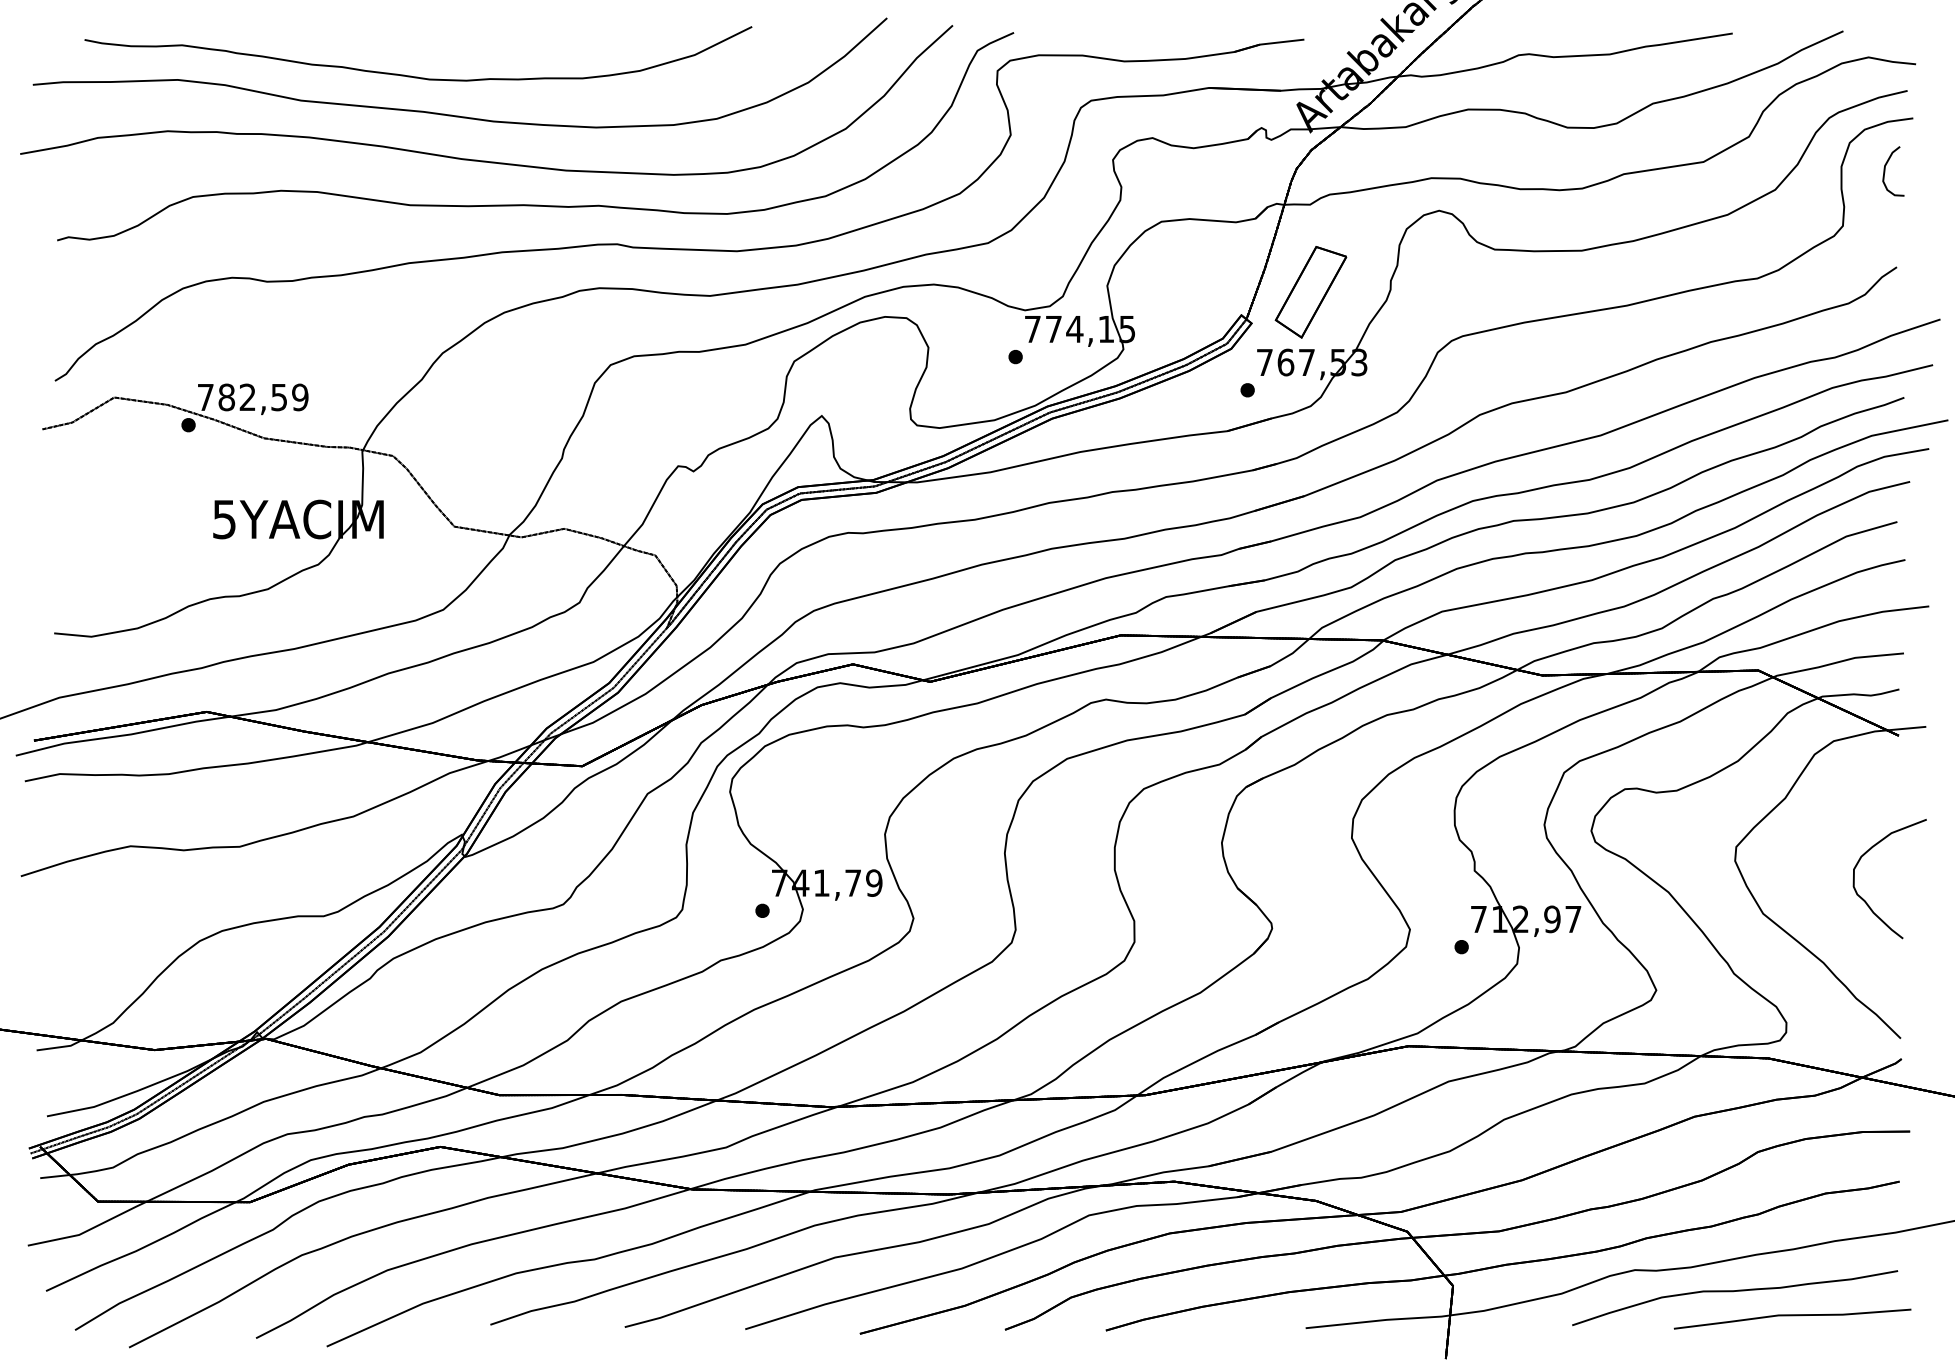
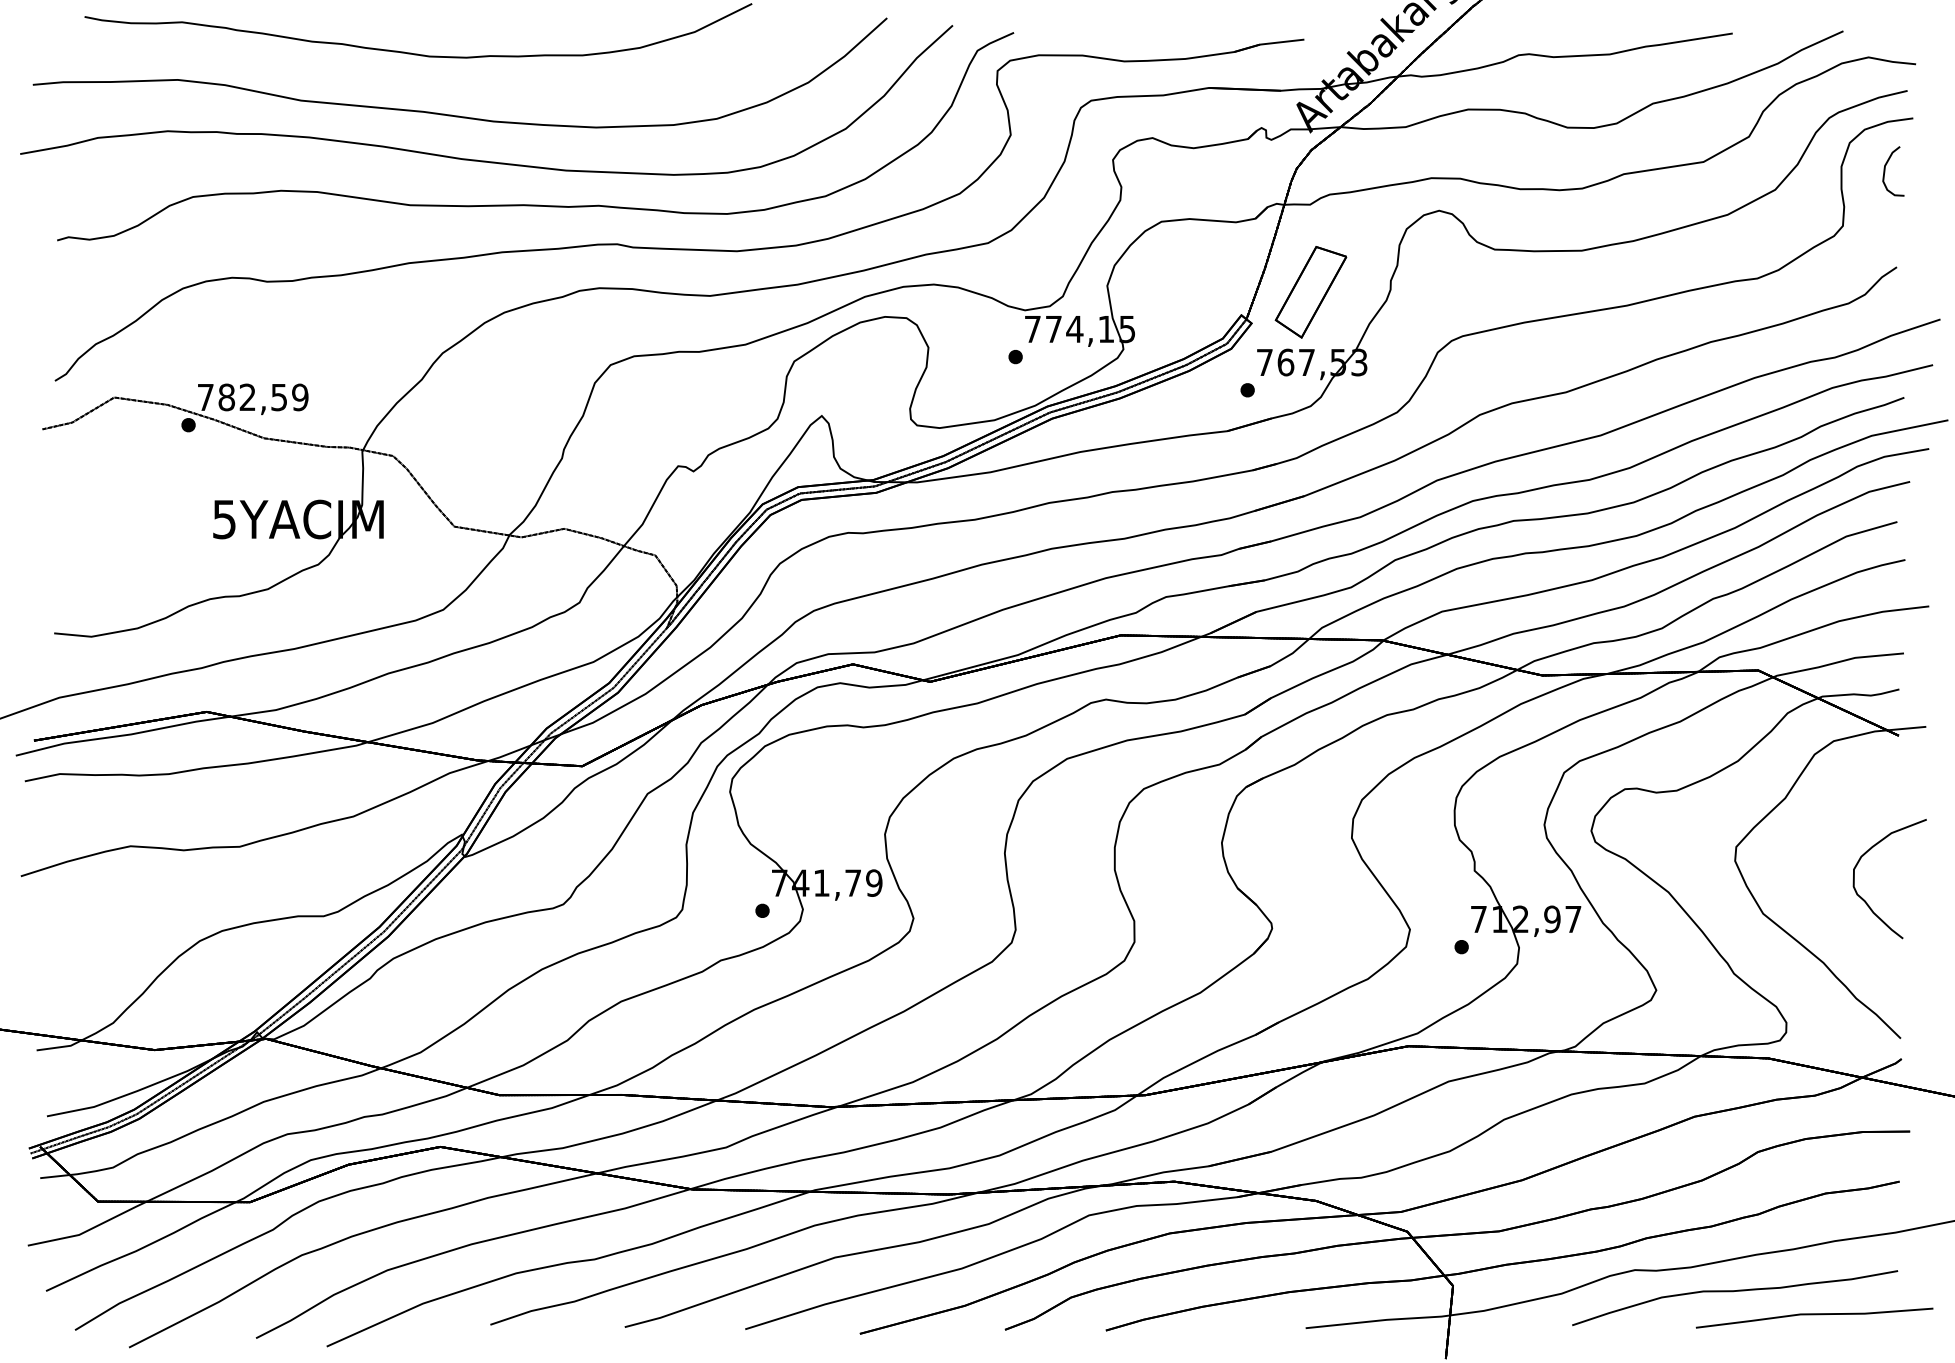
part position: (417, 76) -> (417, 53) (417, 53)
part position: (1792, 1318) -> (1814, 1317) (1814, 1317)
